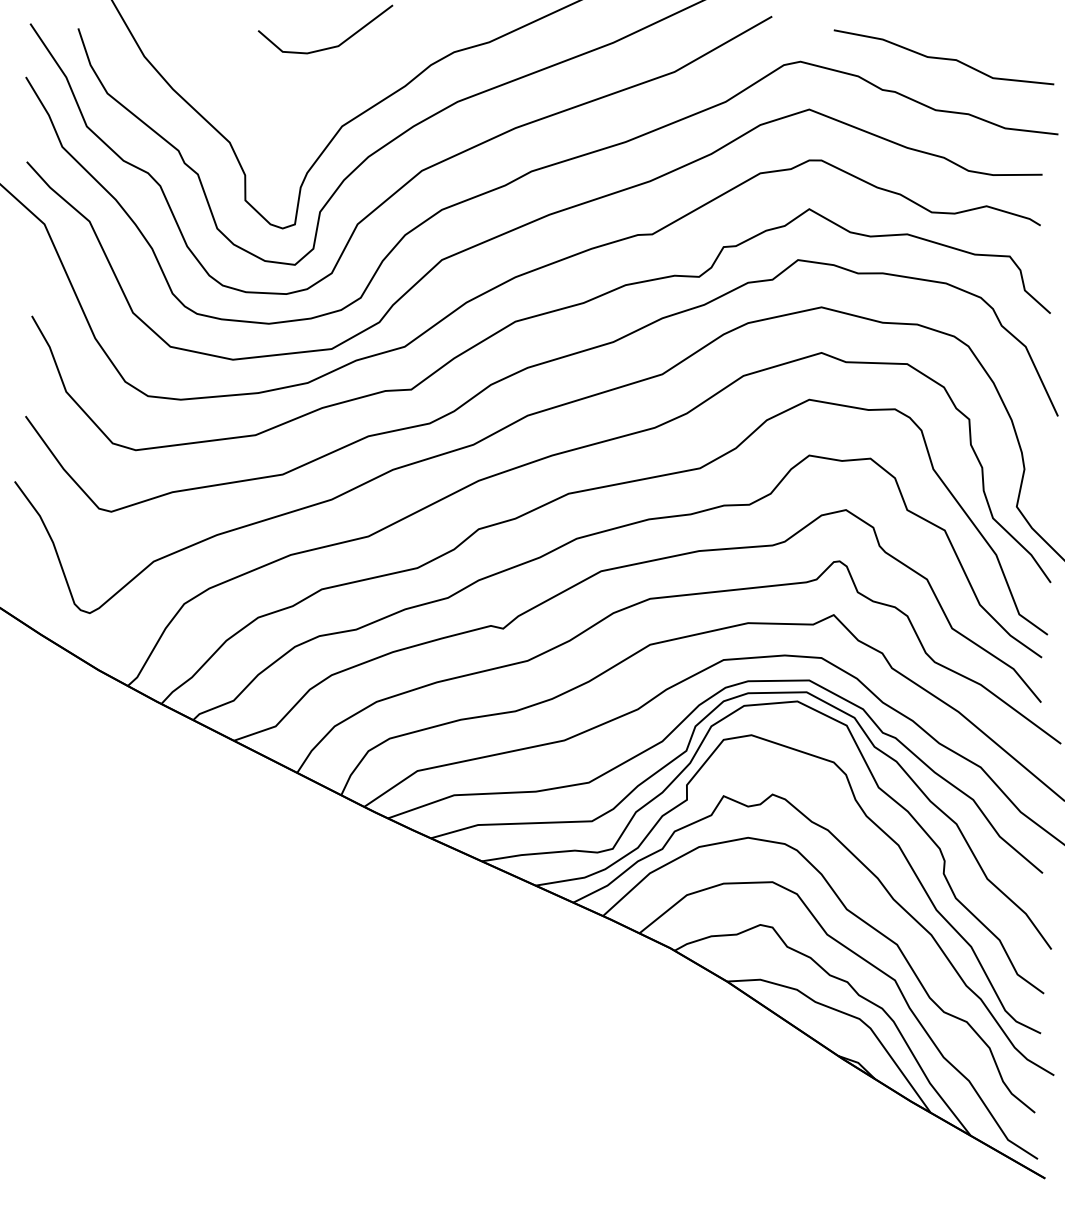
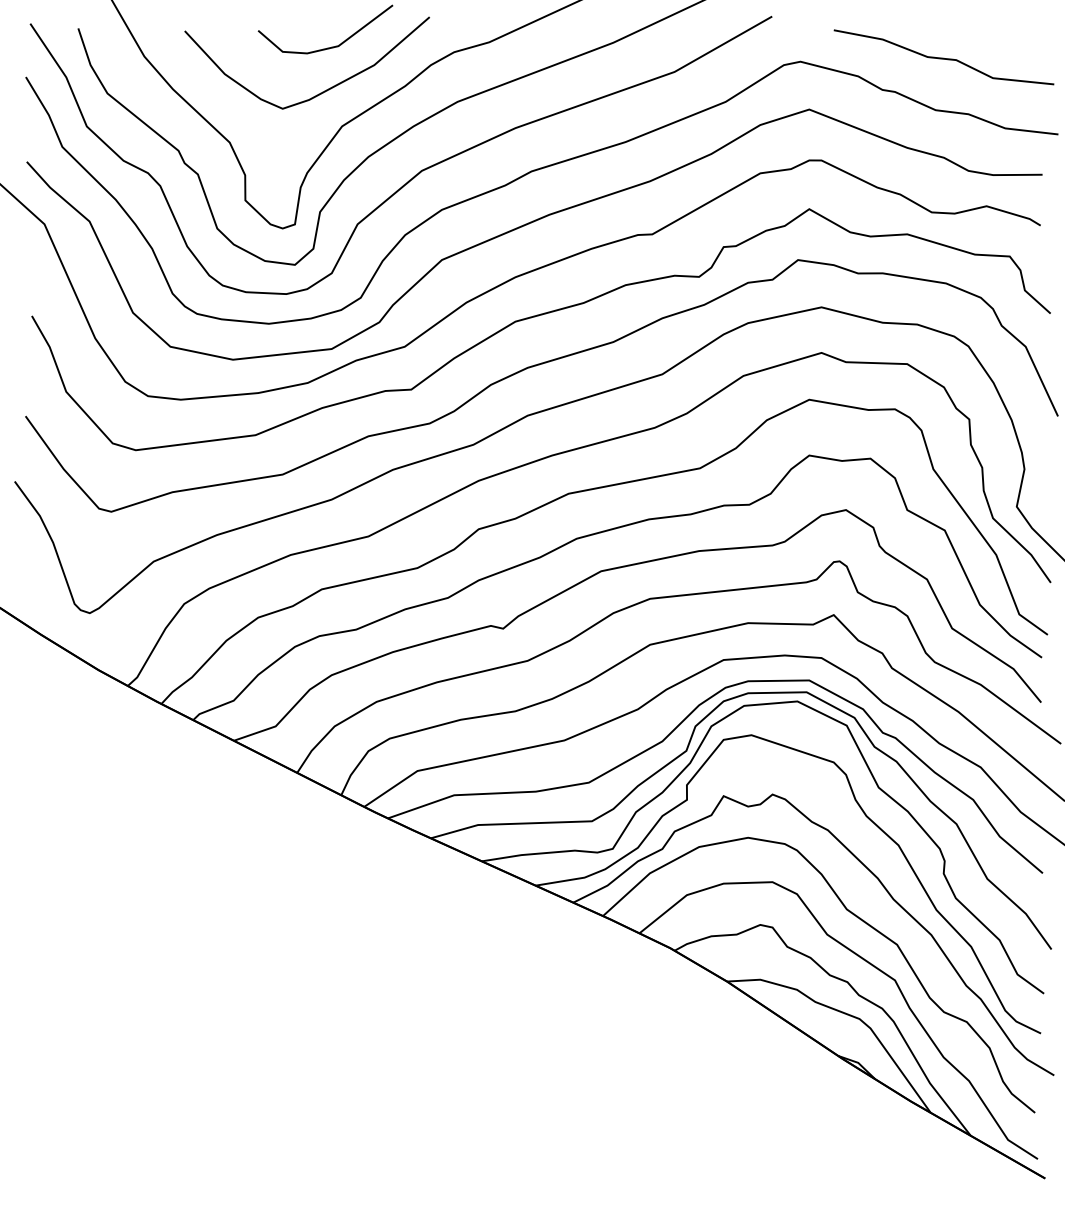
curve: none -> present (320, 92)
